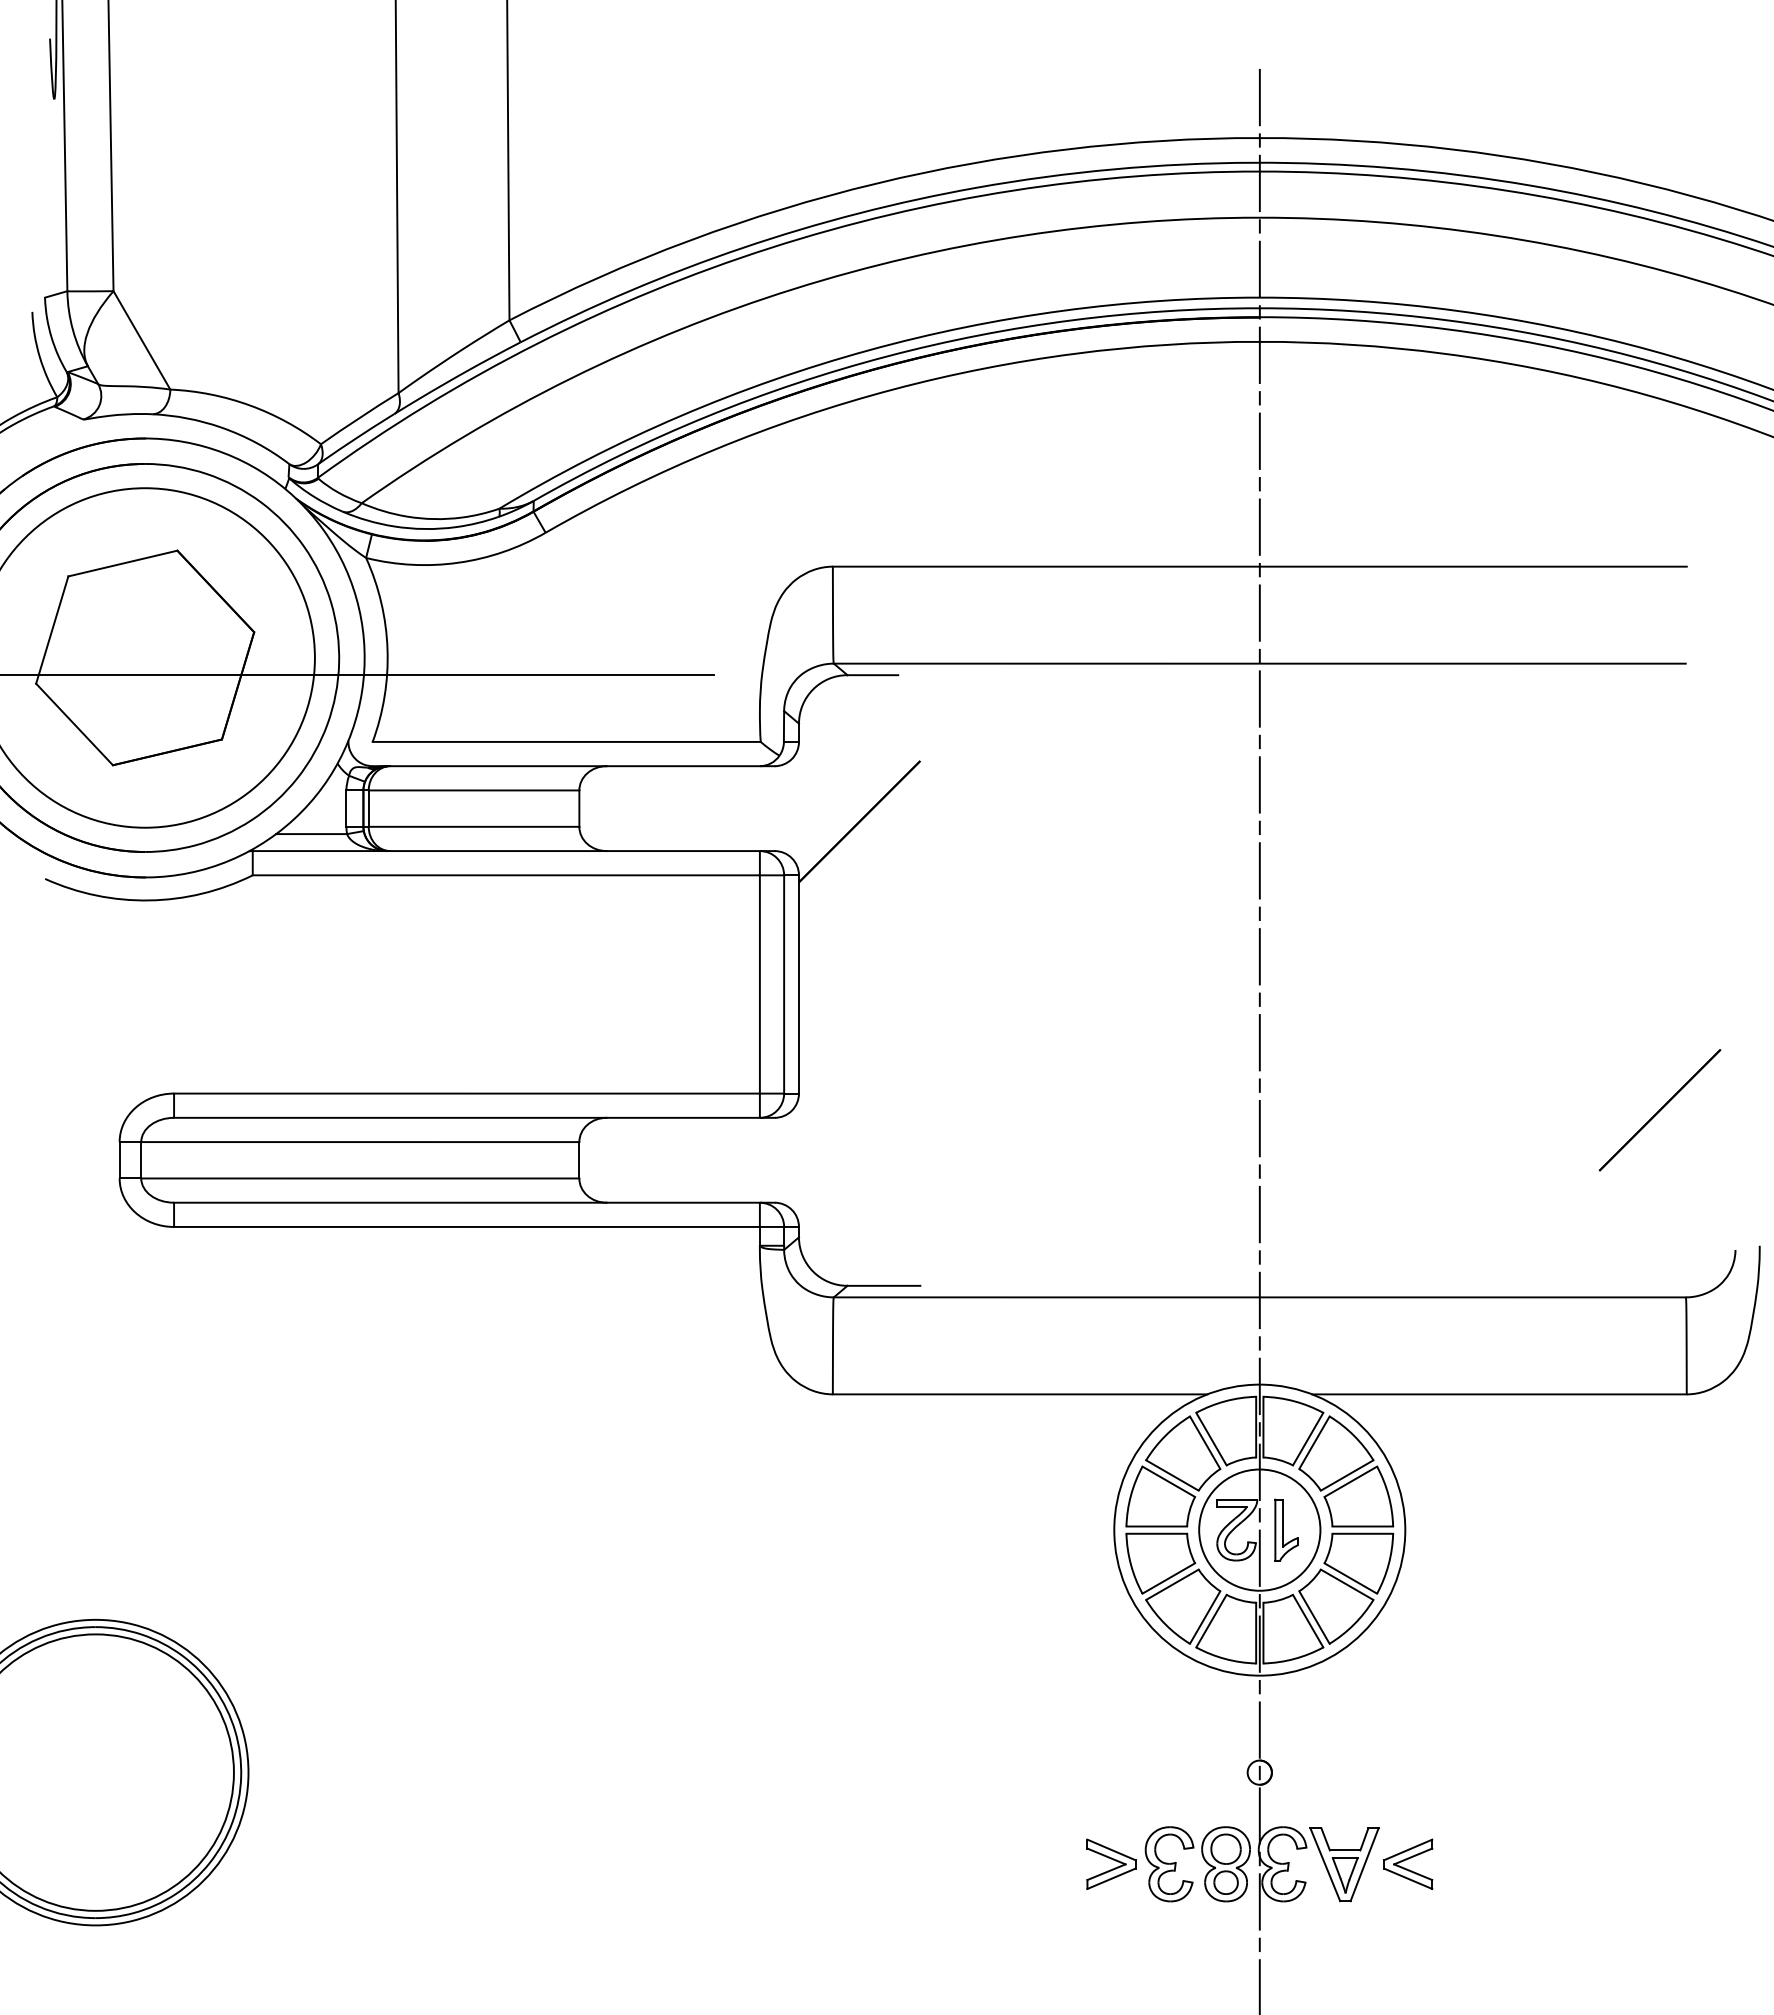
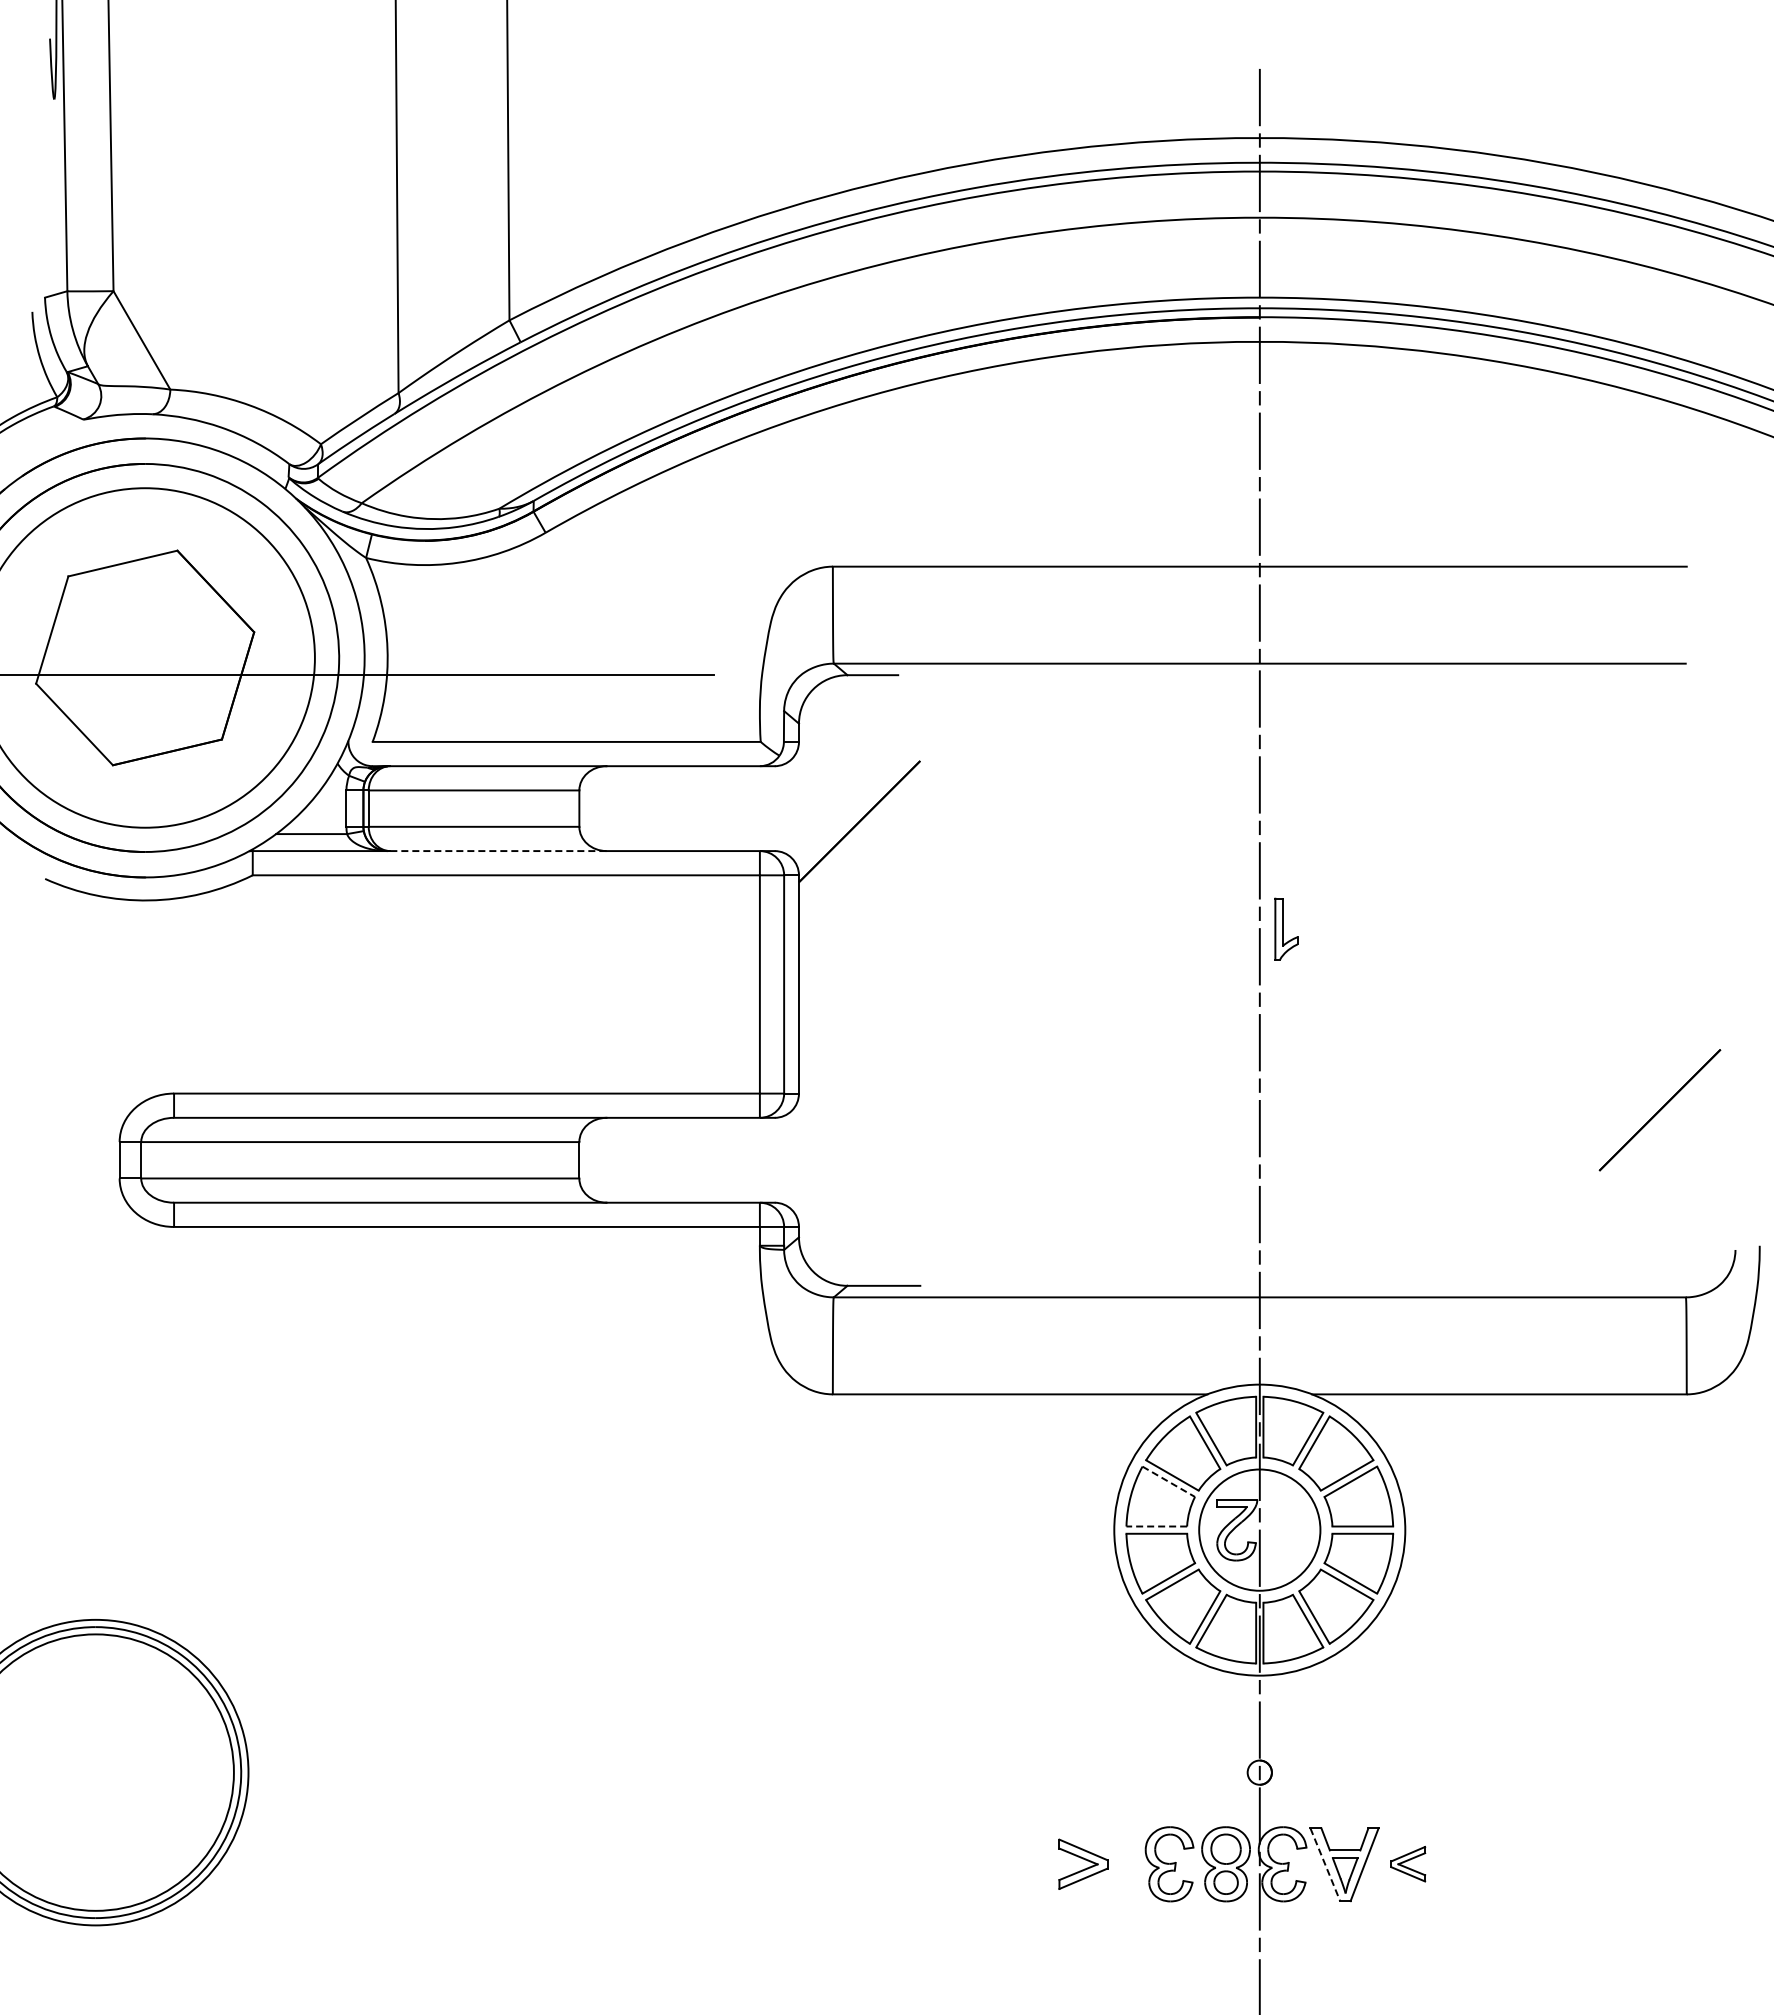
line: solid -> dashed (498, 851)
line: solid -> dashed (1169, 1482)
line: solid -> dashed (1156, 1526)
part position: (1286, 1529) -> (1286, 928) (1286, 928)
part position: (1111, 1863) -> (1083, 1863) (1083, 1863)
part size: 51x52 px -> 37x37 px (1408, 1864)
line: solid -> dashed (1325, 1865)
